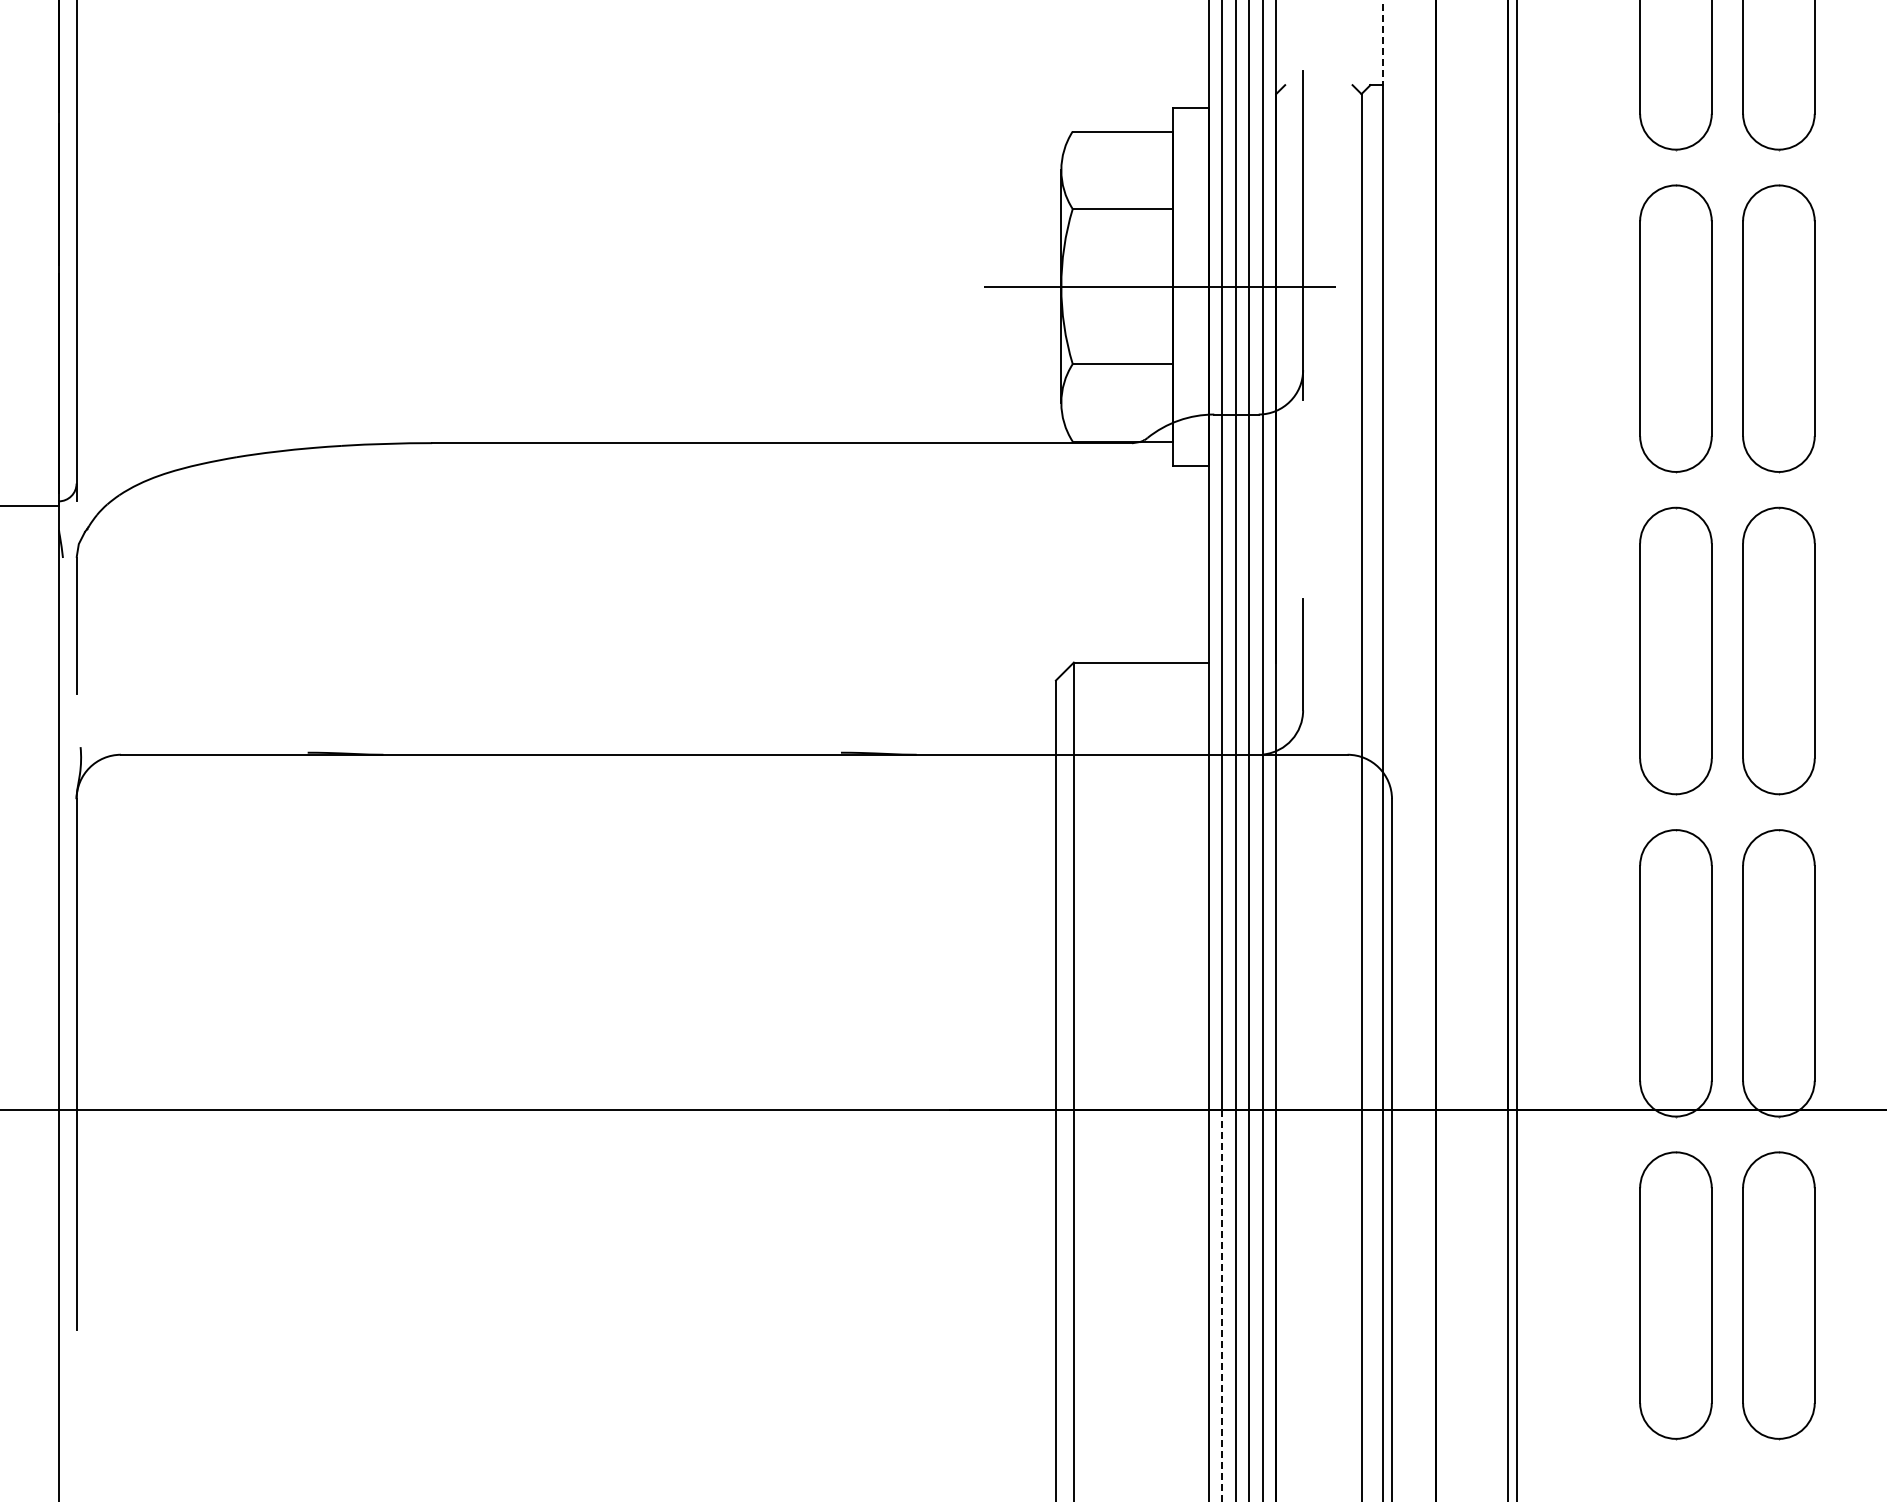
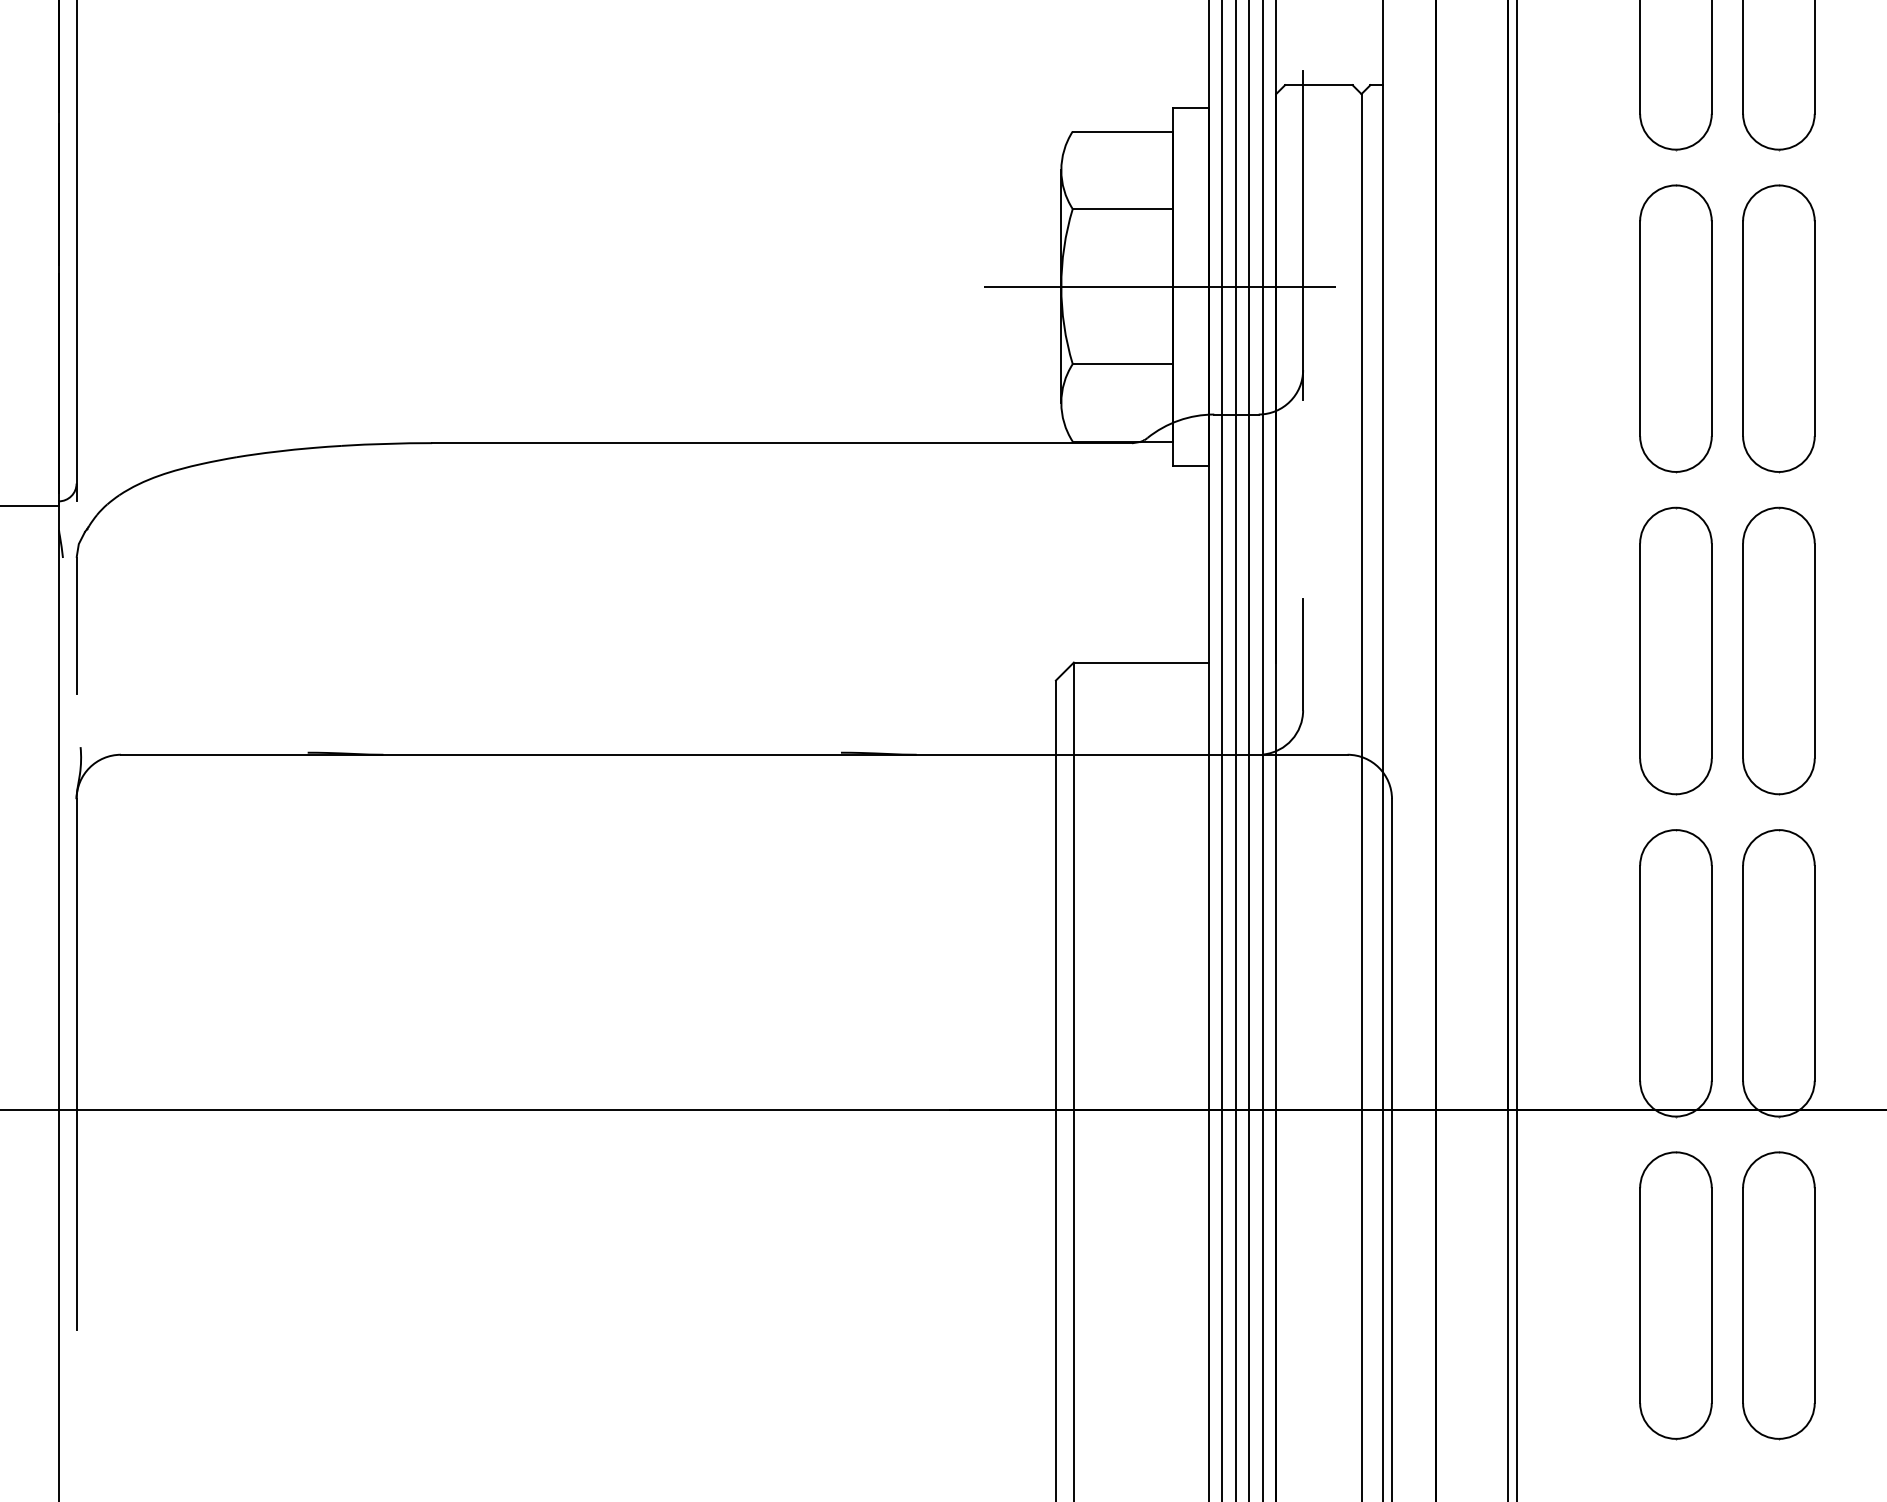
line: dashed -> solid (1382, 43)
line: none -> present (1318, 85)
line: dashed -> solid (1222, 1306)
